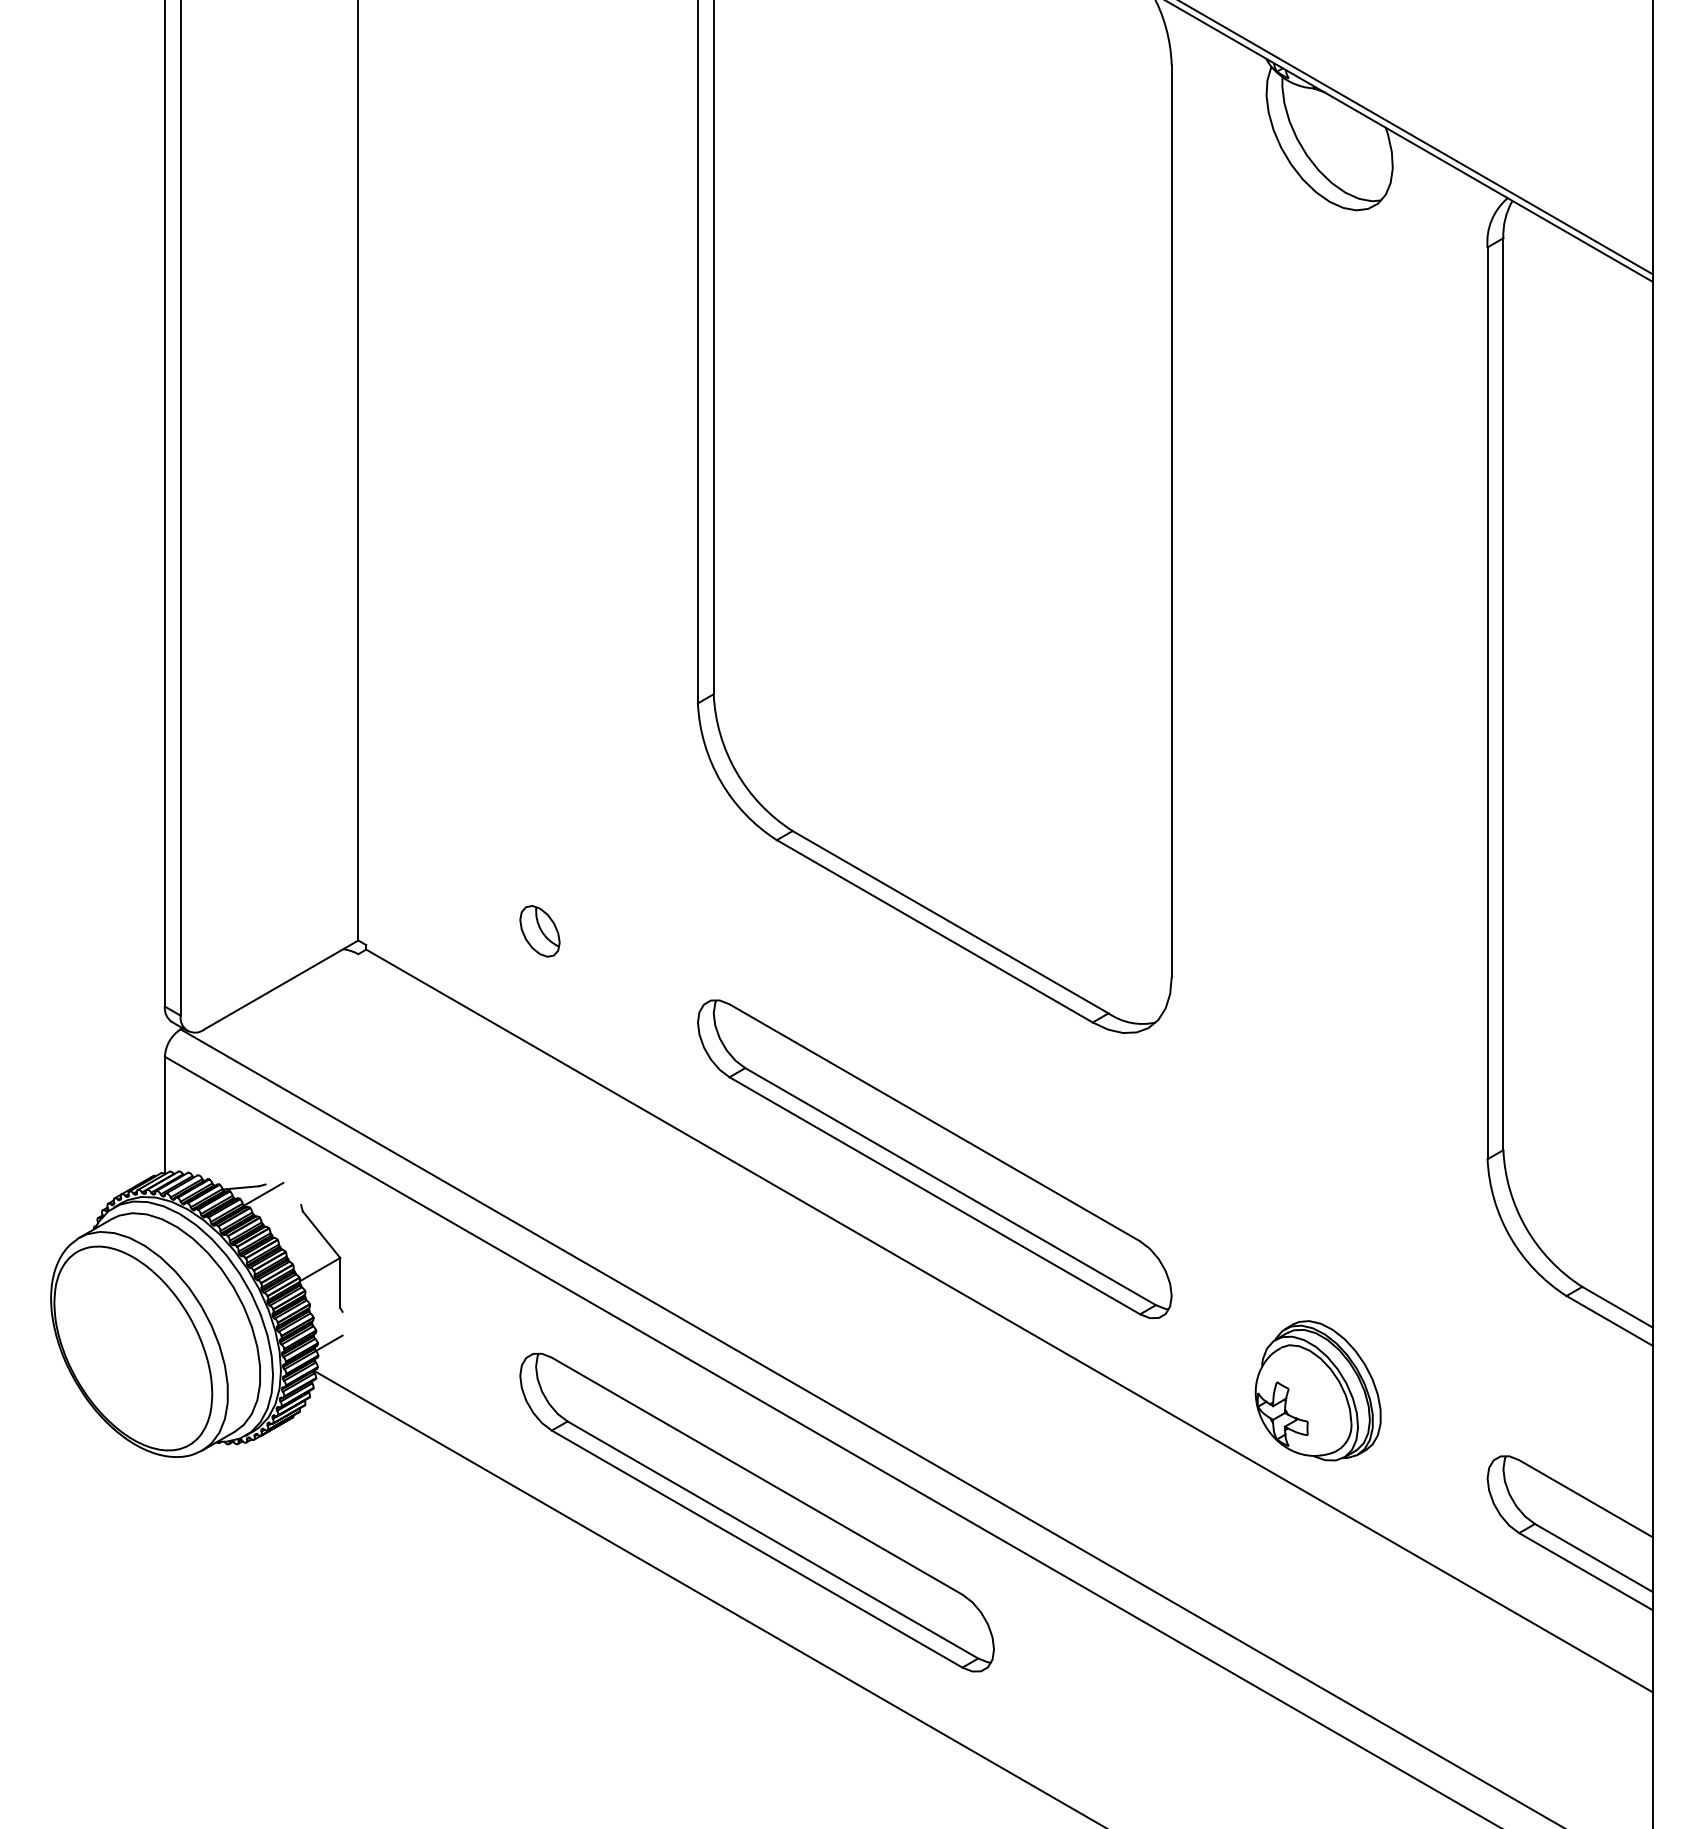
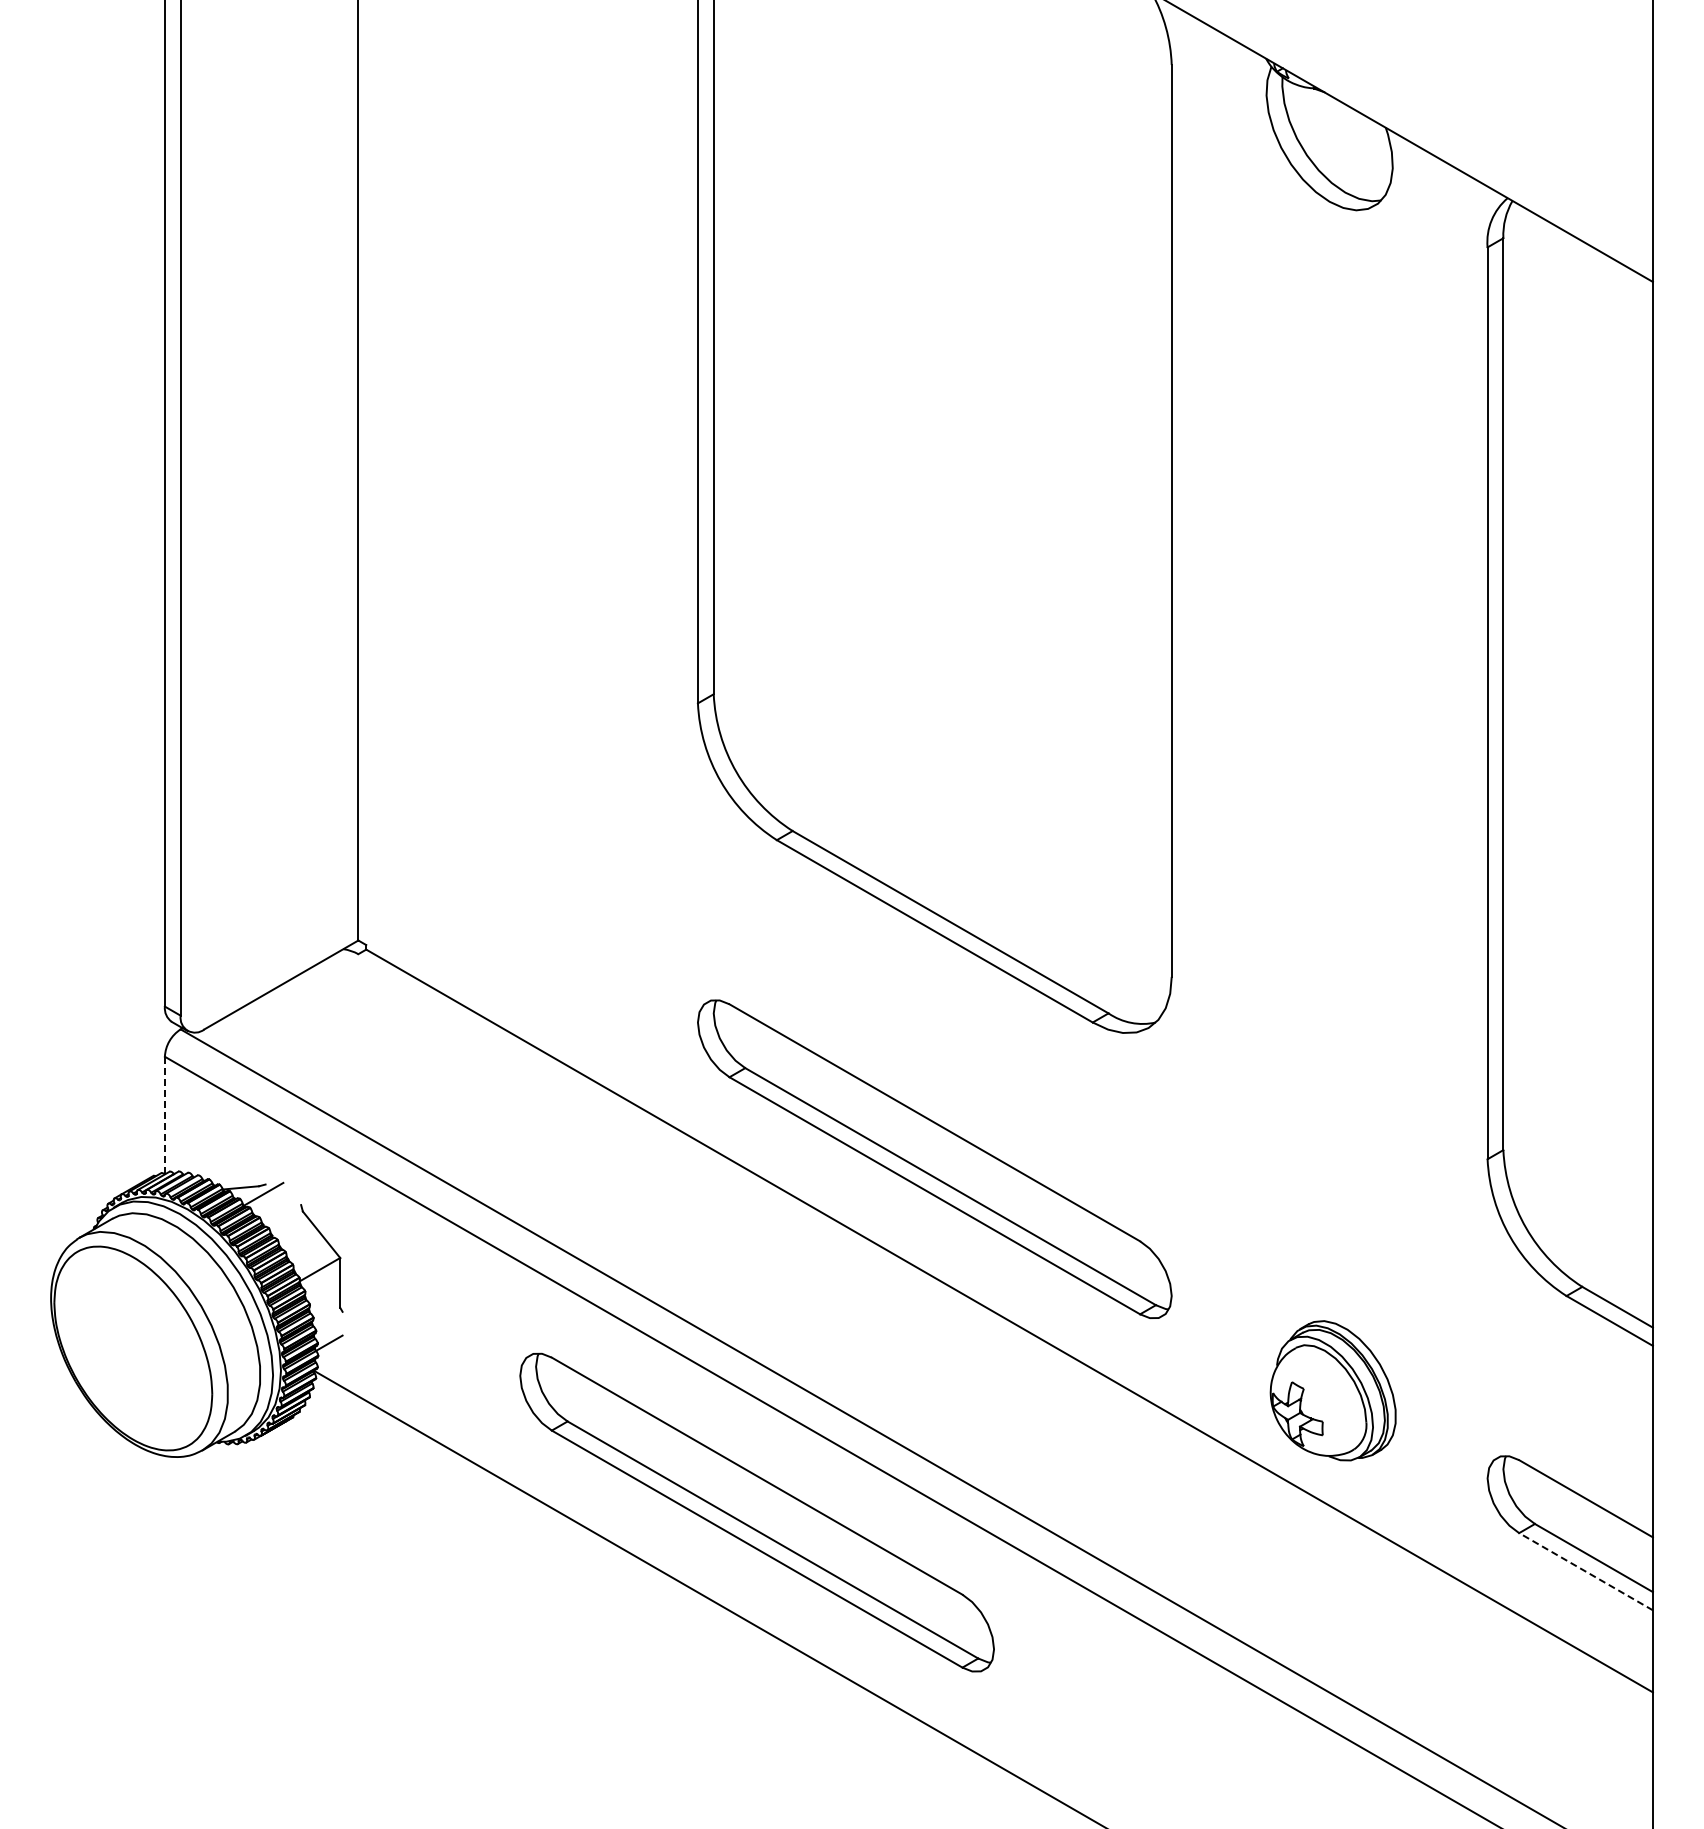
line: present -> none (1416, 138)
part: present -> none (539, 931)
line: solid -> dashed (164, 1115)
part position: (1317, 1390) -> (1332, 1390) (1332, 1390)
line: solid -> dashed (1585, 1571)
